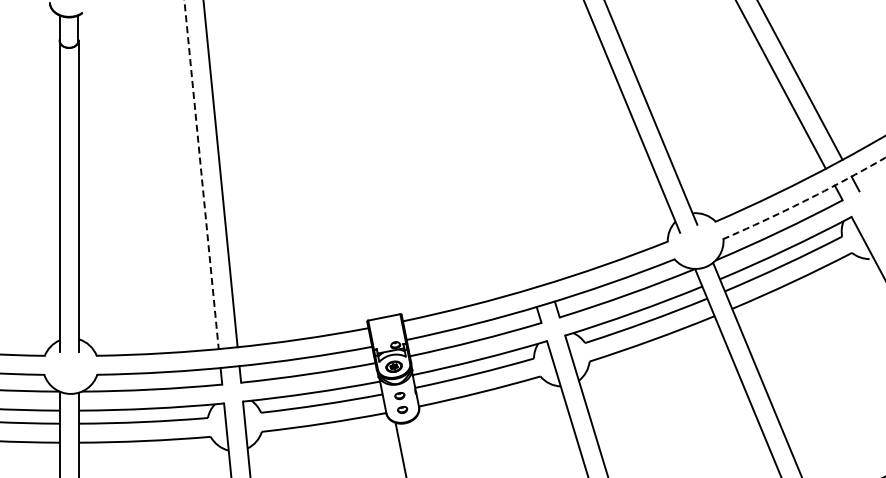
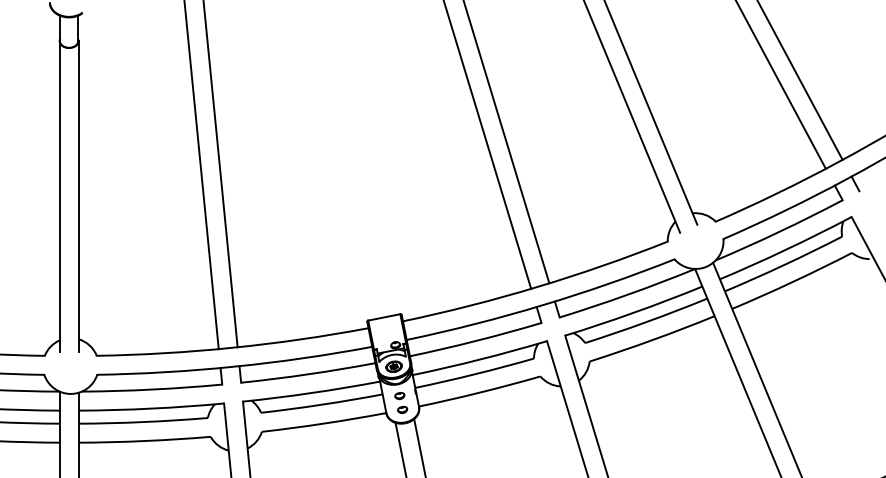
line: none -> present (506, 142)
line: none -> present (487, 145)
line: dashed -> solid (201, 175)
arc: dashed -> solid (806, 200)
line: none -> present (419, 446)
